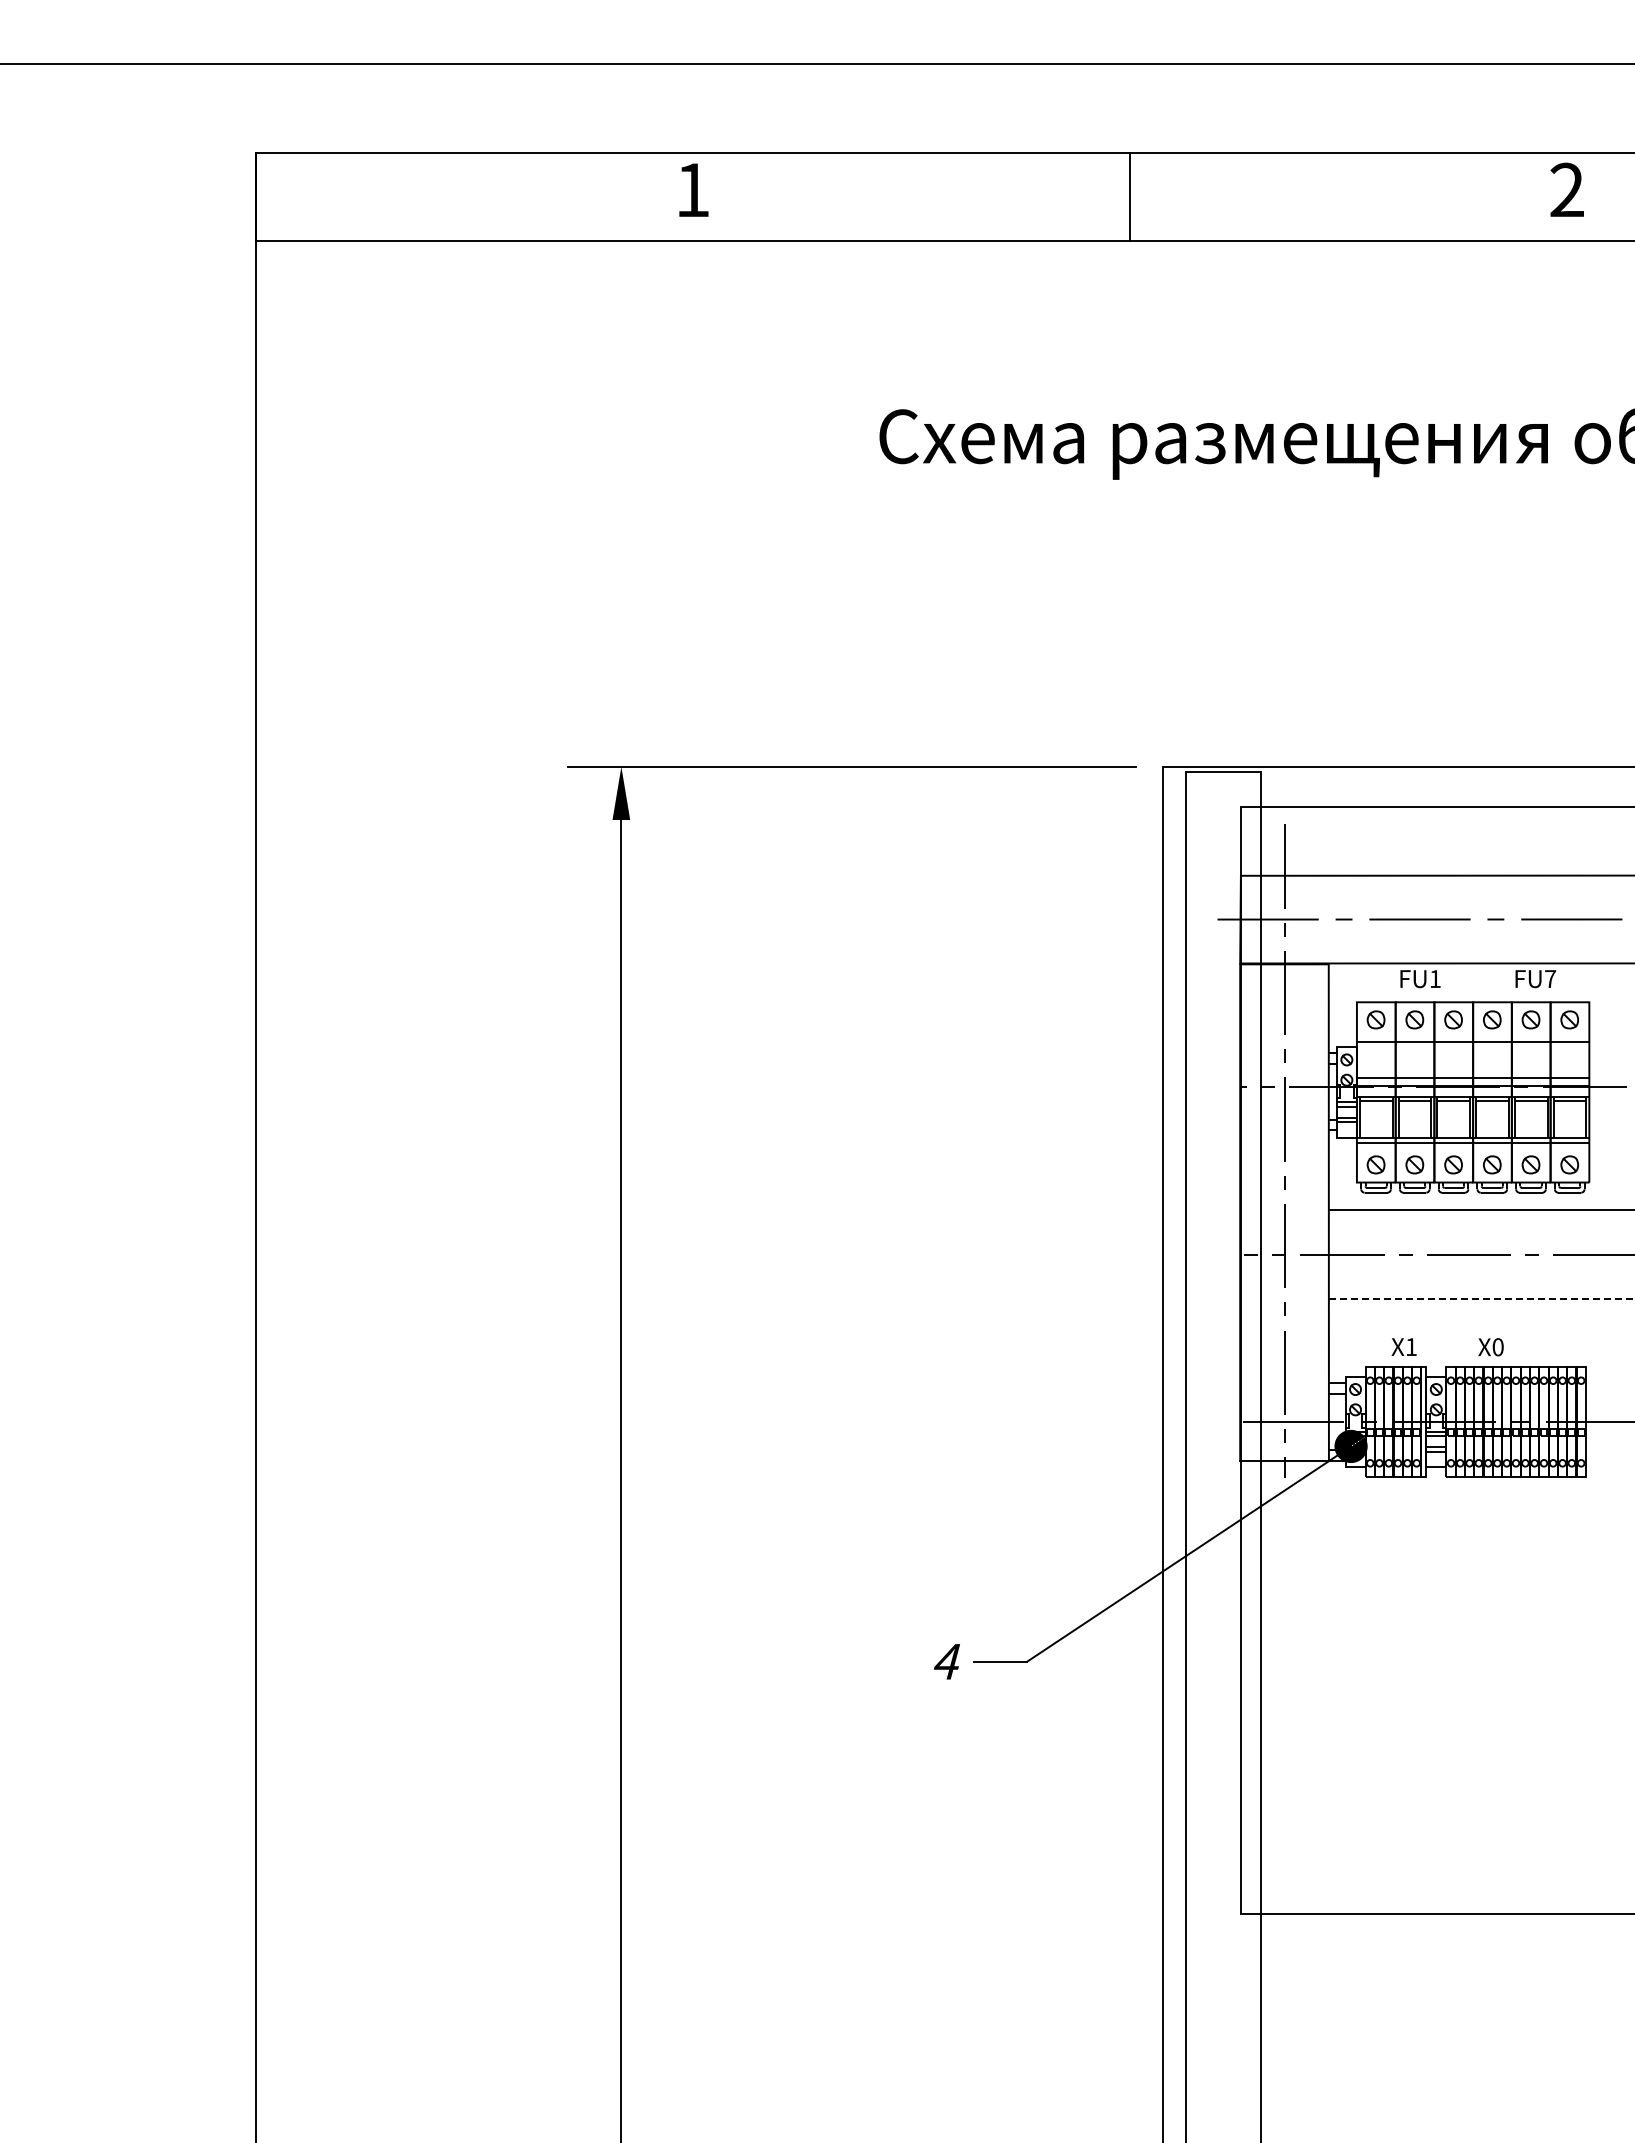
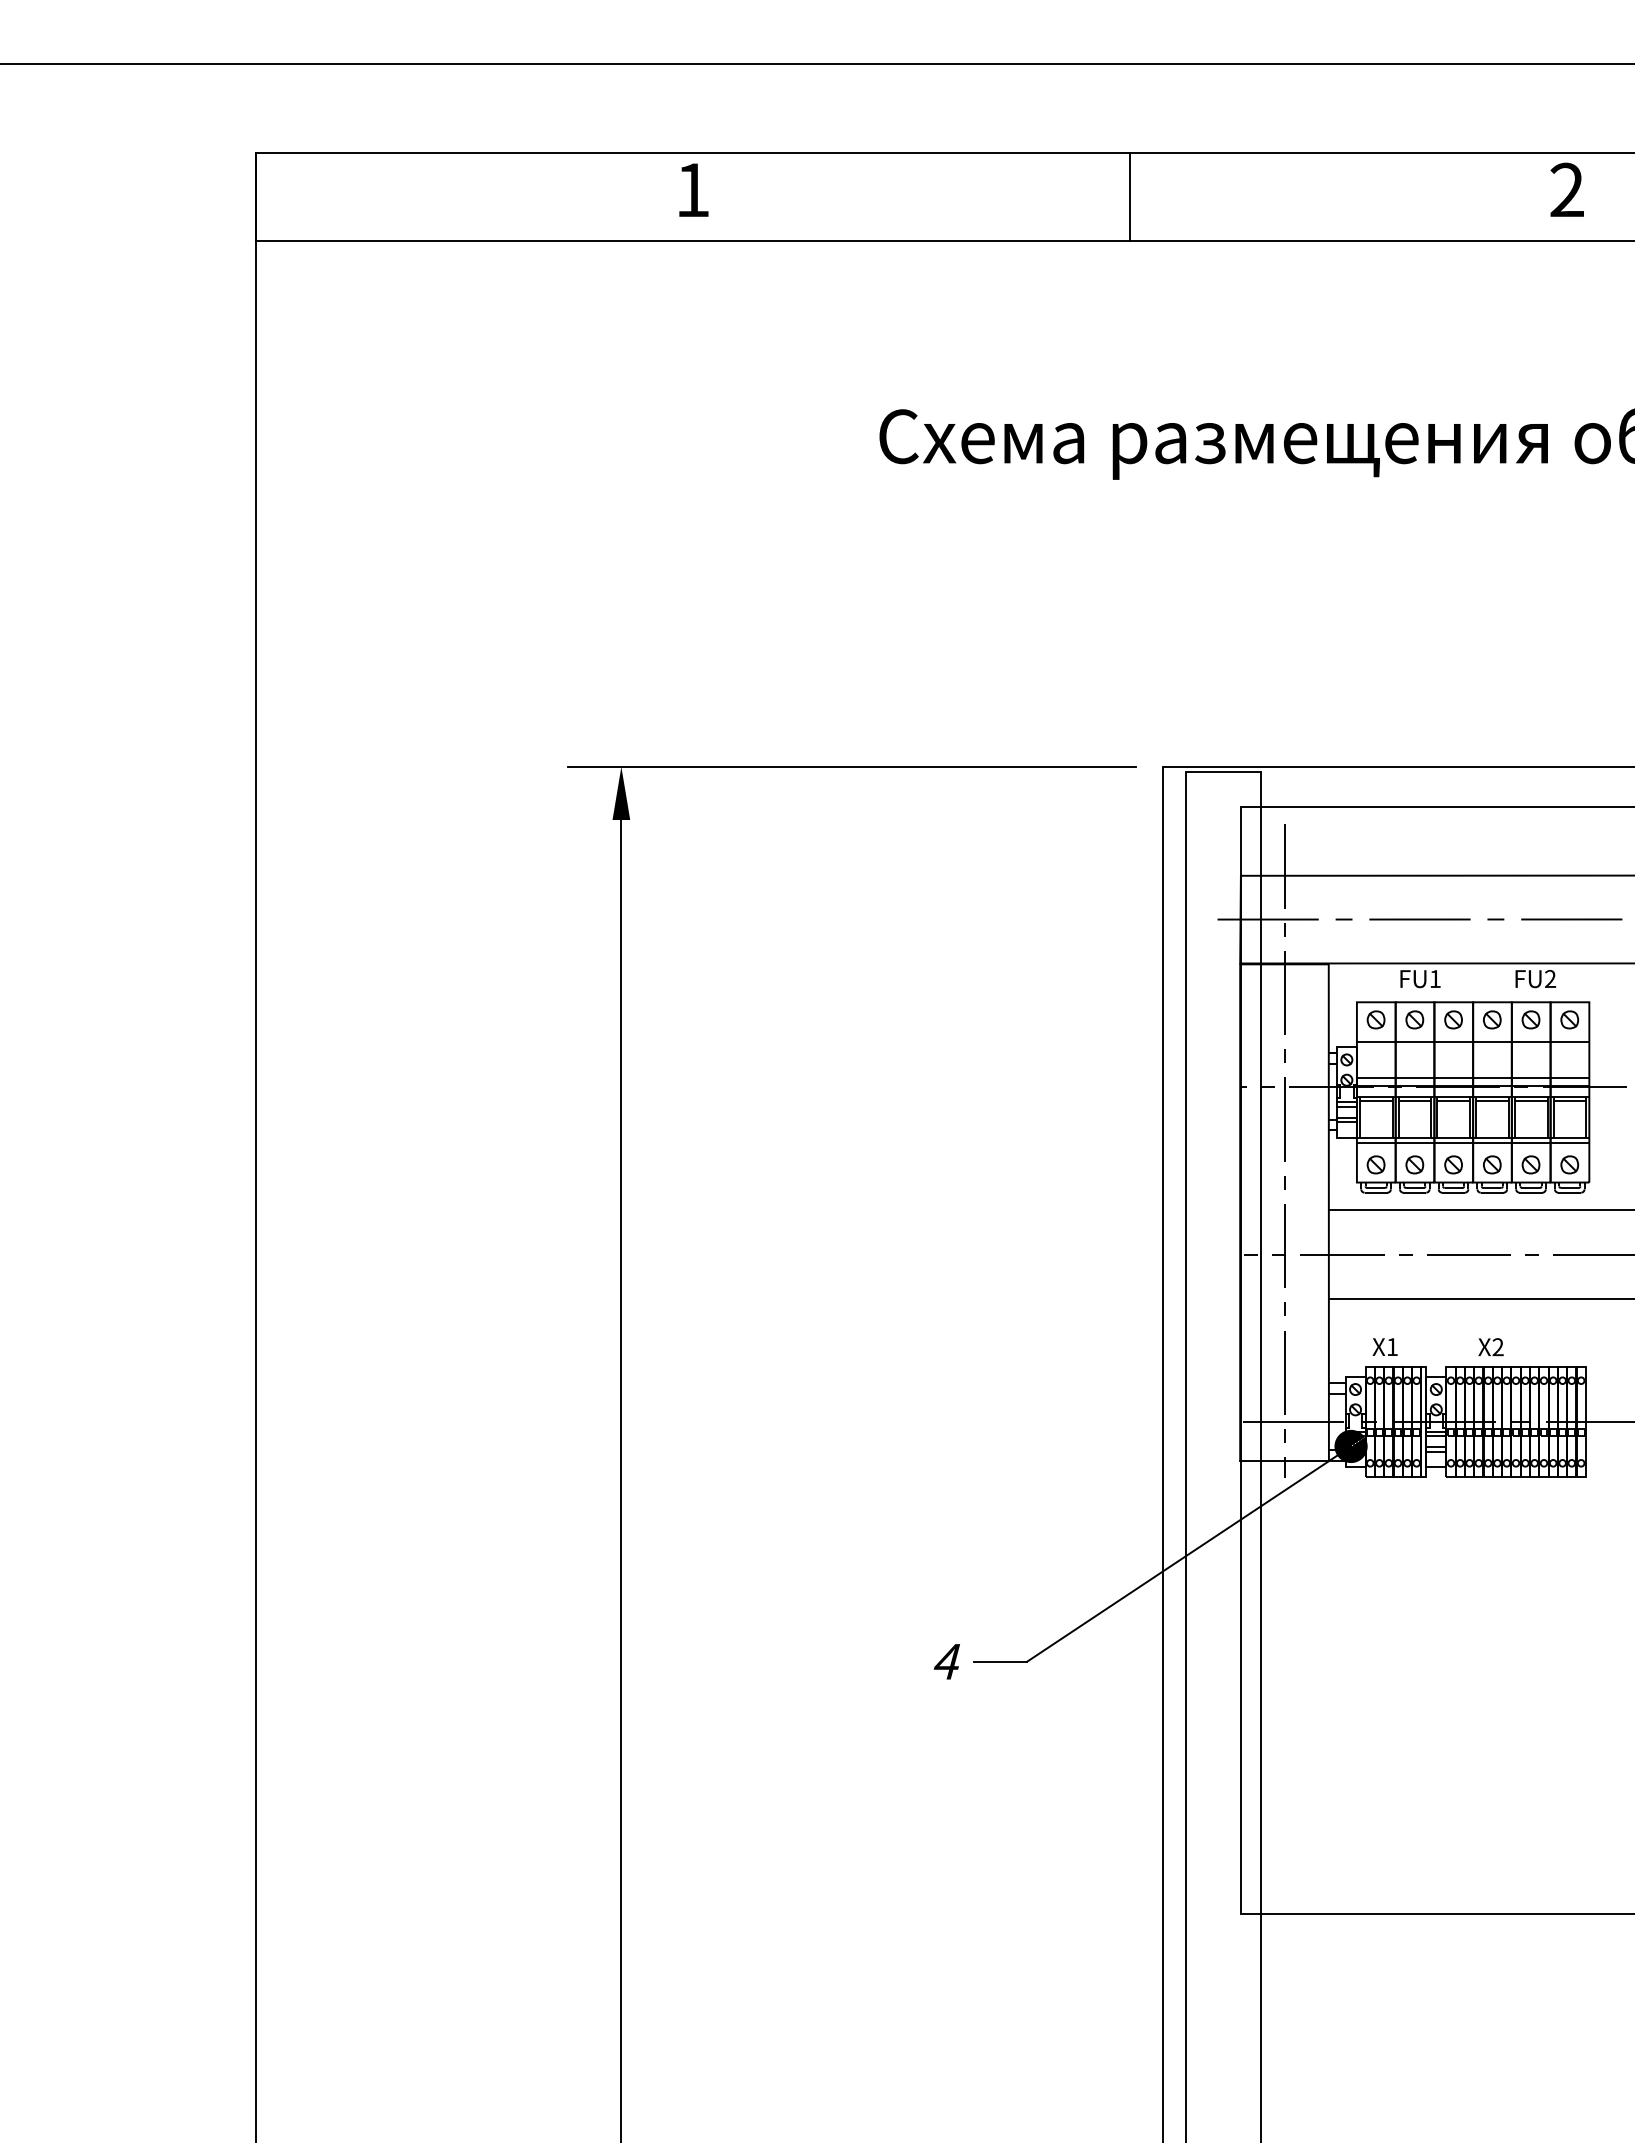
text: FU7 -> FU2 (1550, 978)
line: dashed -> solid (1481, 1298)
text position: (1403, 1346) -> (1384, 1346) (1384, 1346)
text: X0 -> X2 (1497, 1347)
